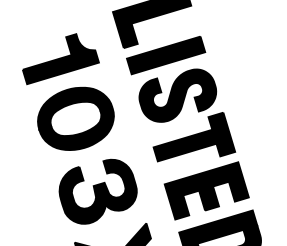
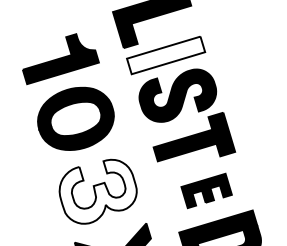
fill: present -> none (166, 55)
part size: 87x60 px -> 53x38 px (206, 190)
fill: present -> none (97, 191)
